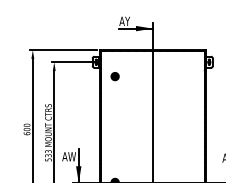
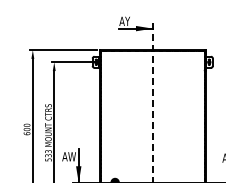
part: present -> none (114, 76)
line: solid -> dashed (152, 103)
